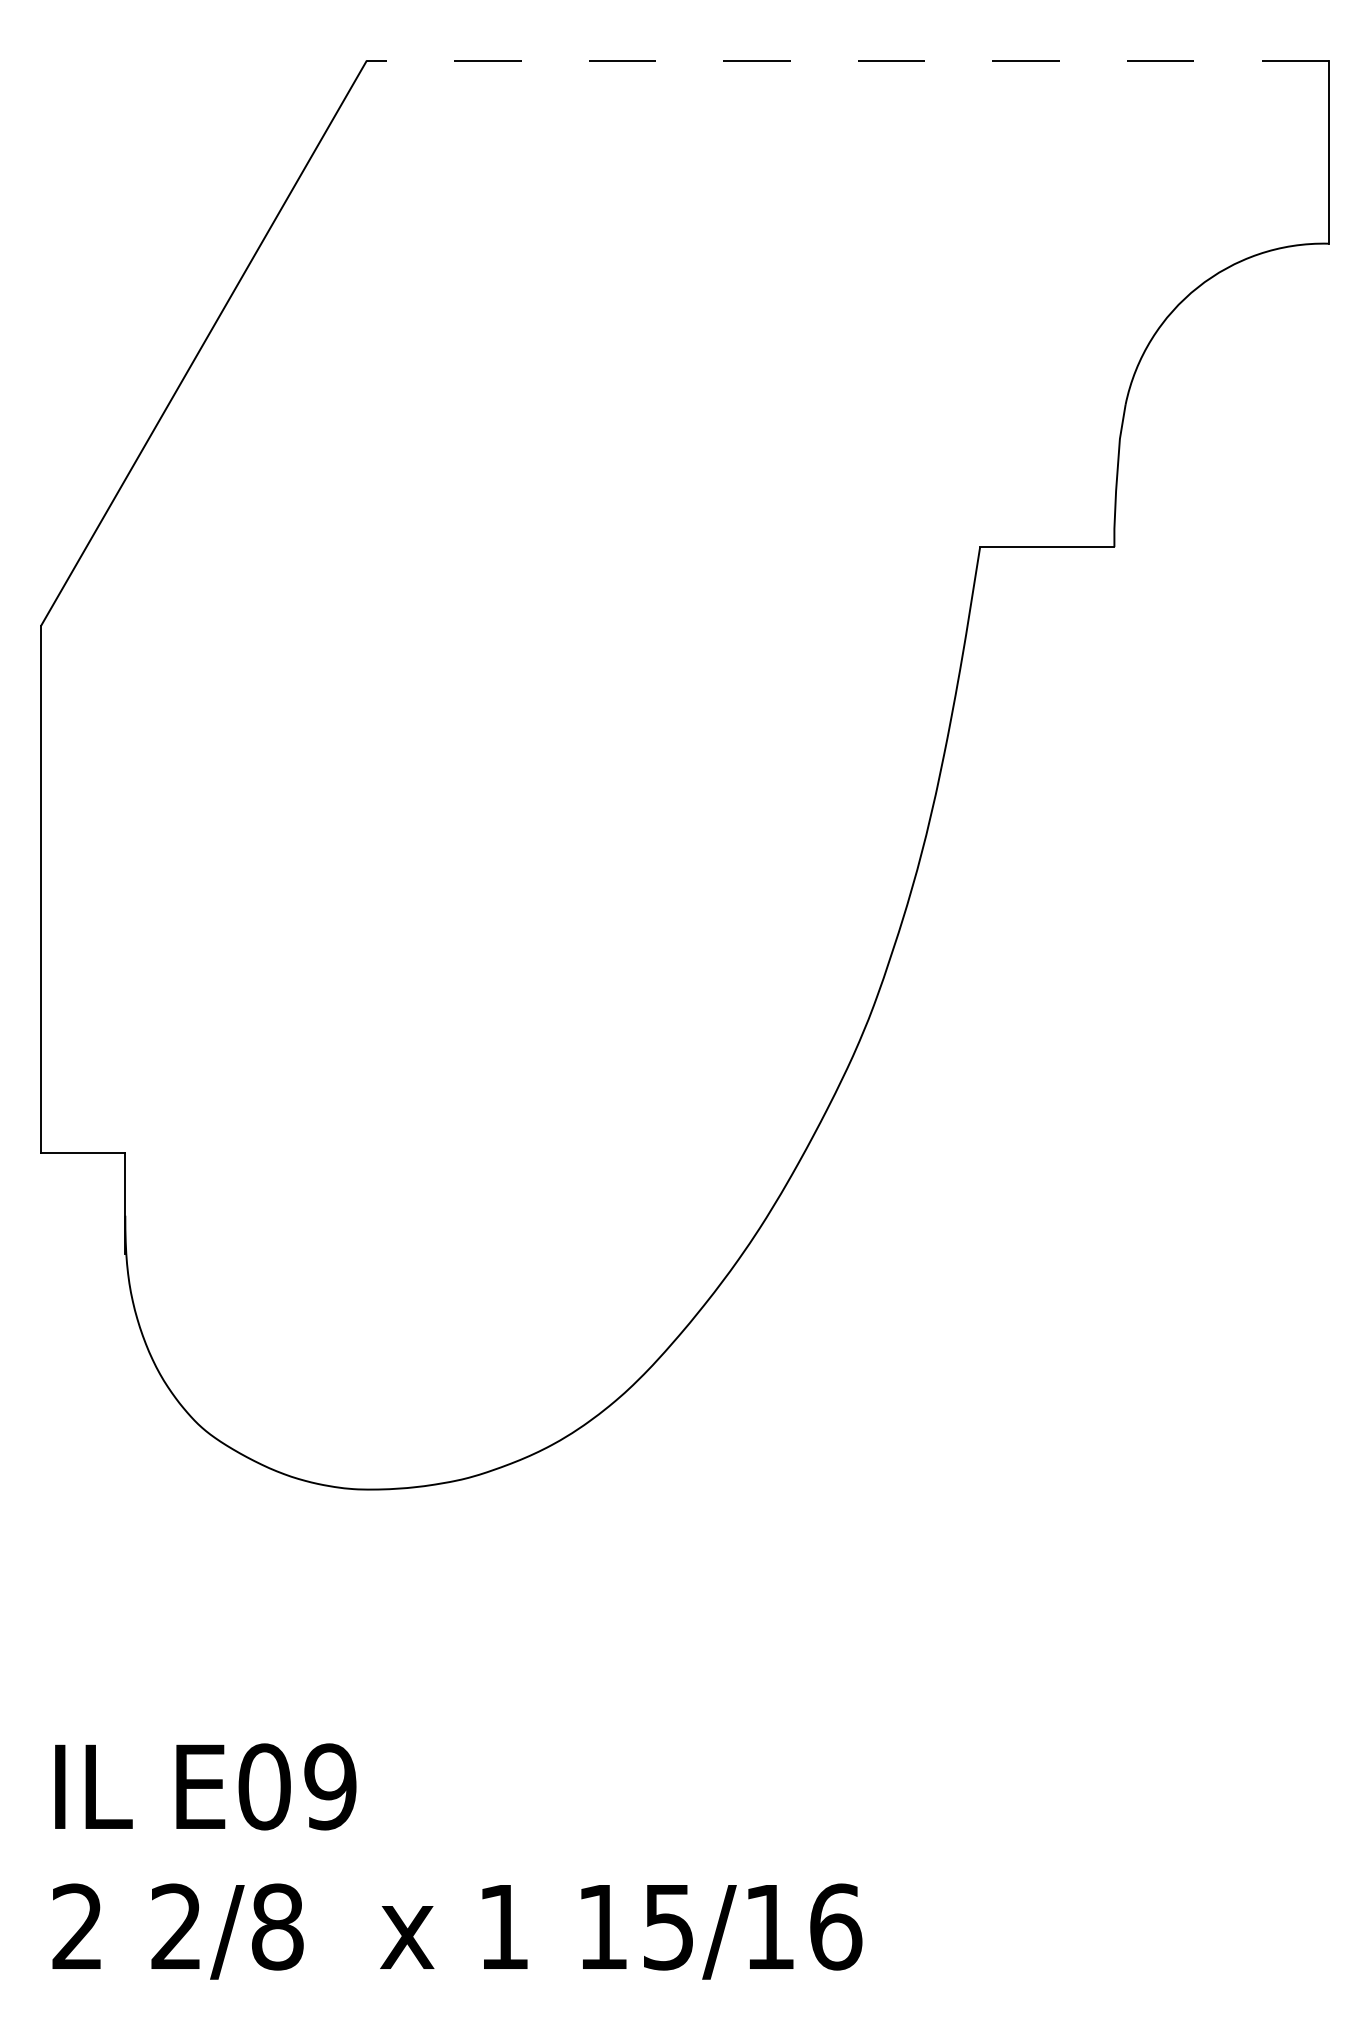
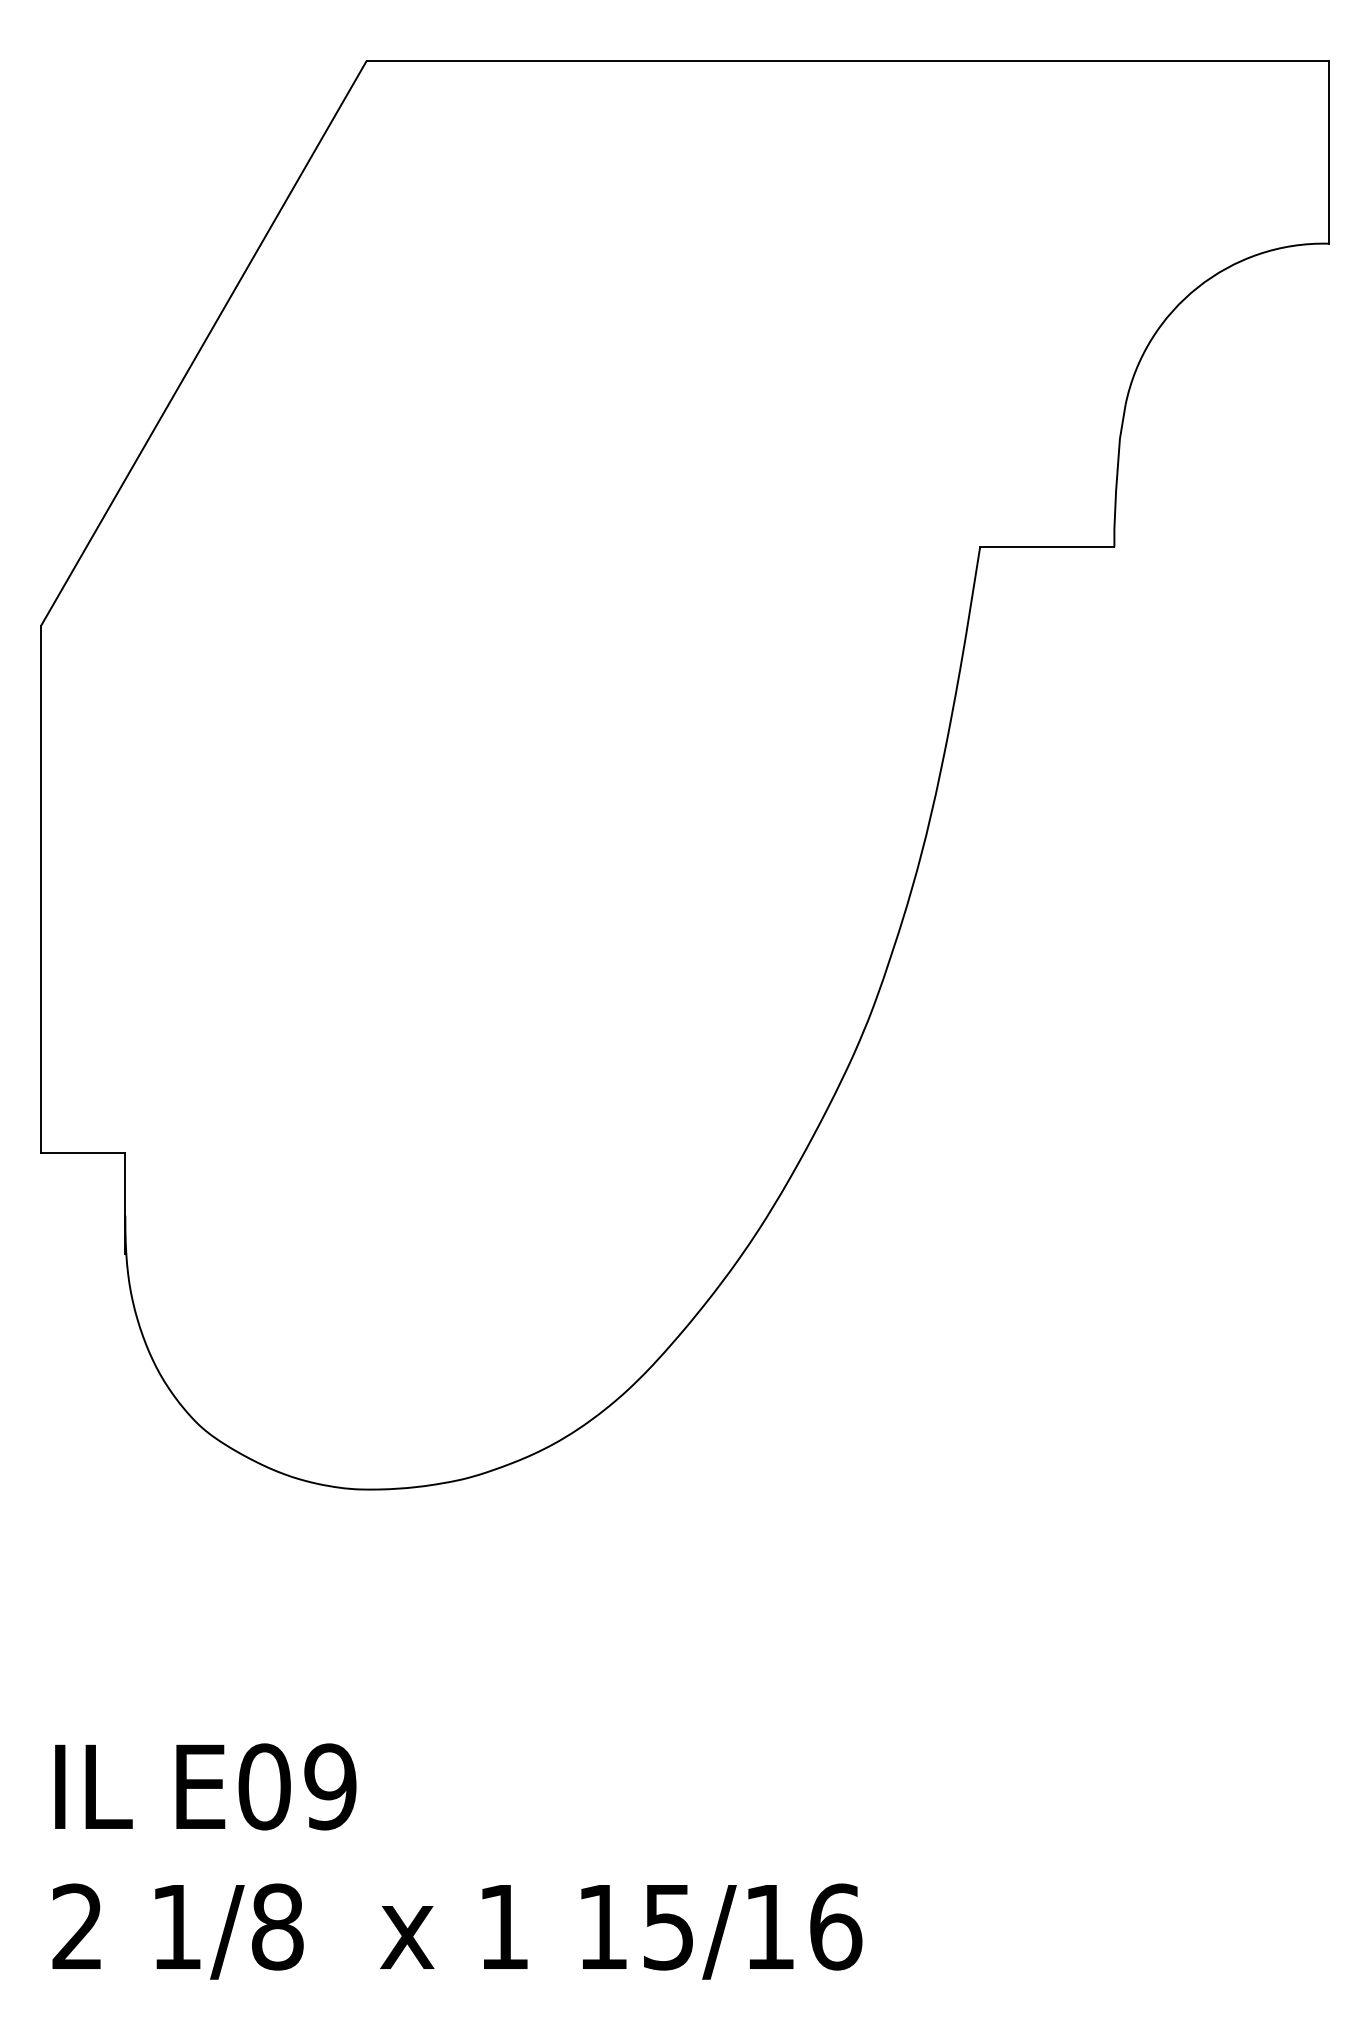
line: dashed -> solid (847, 61)
text: 2/8 -> 1/8 (175, 1925)
